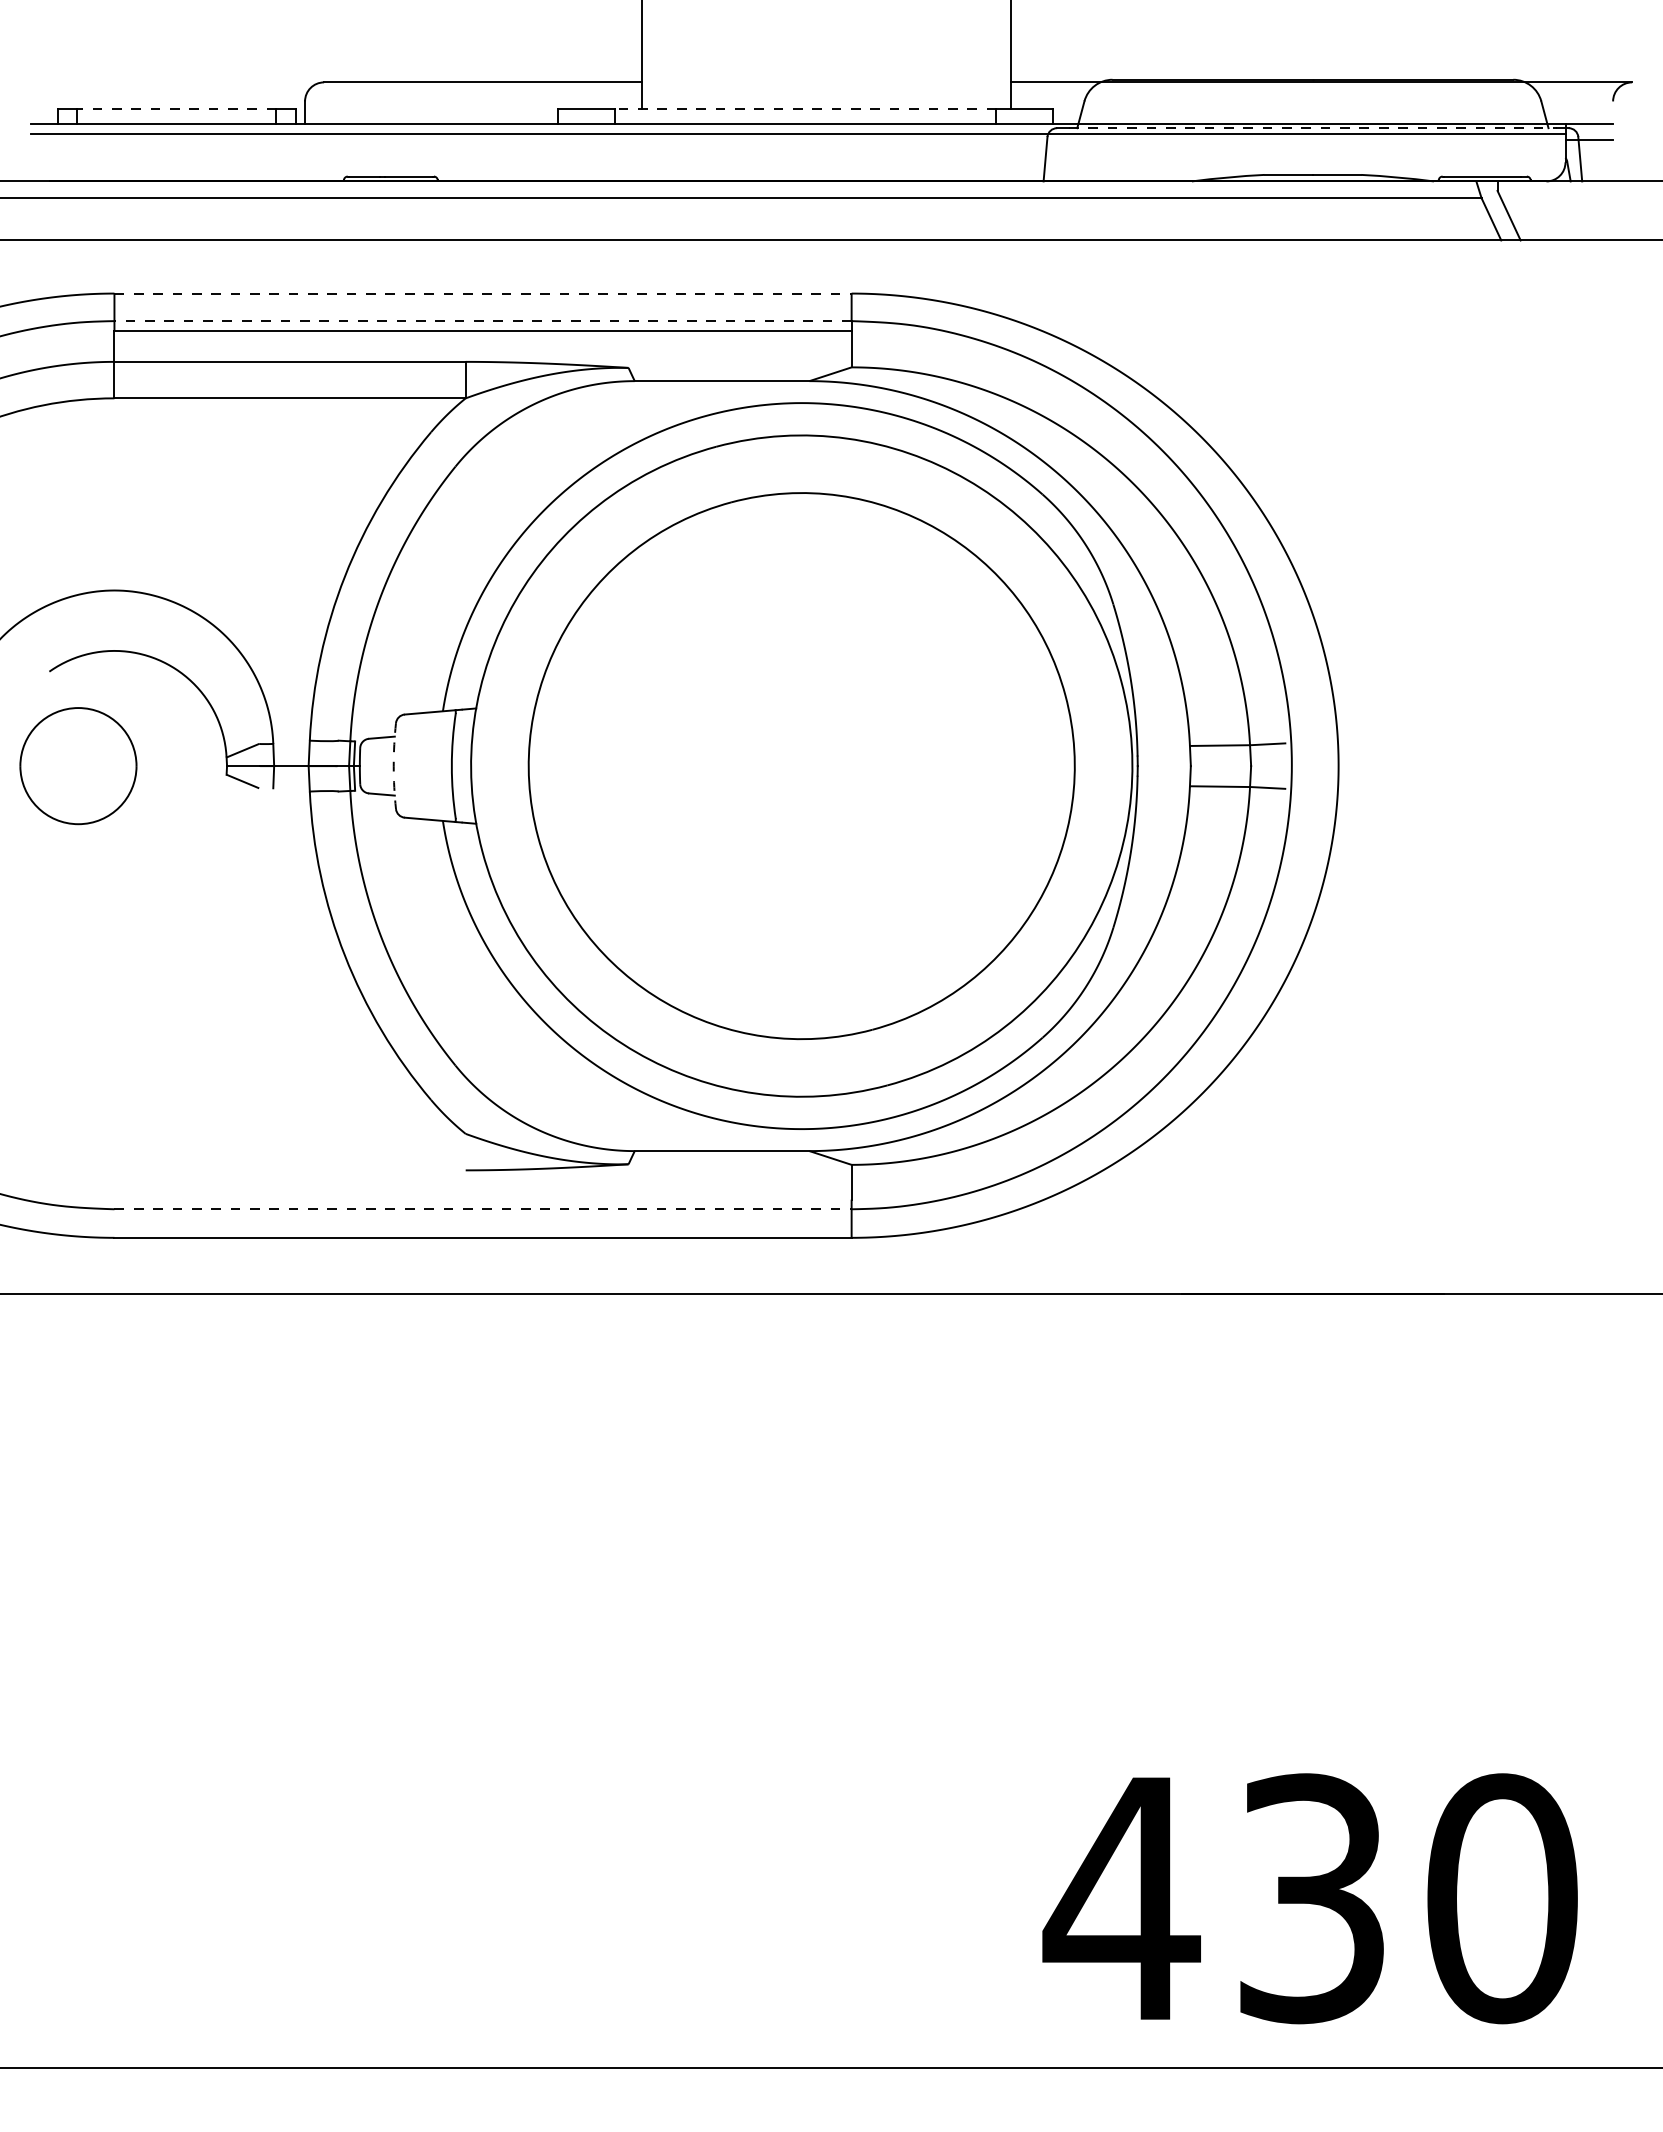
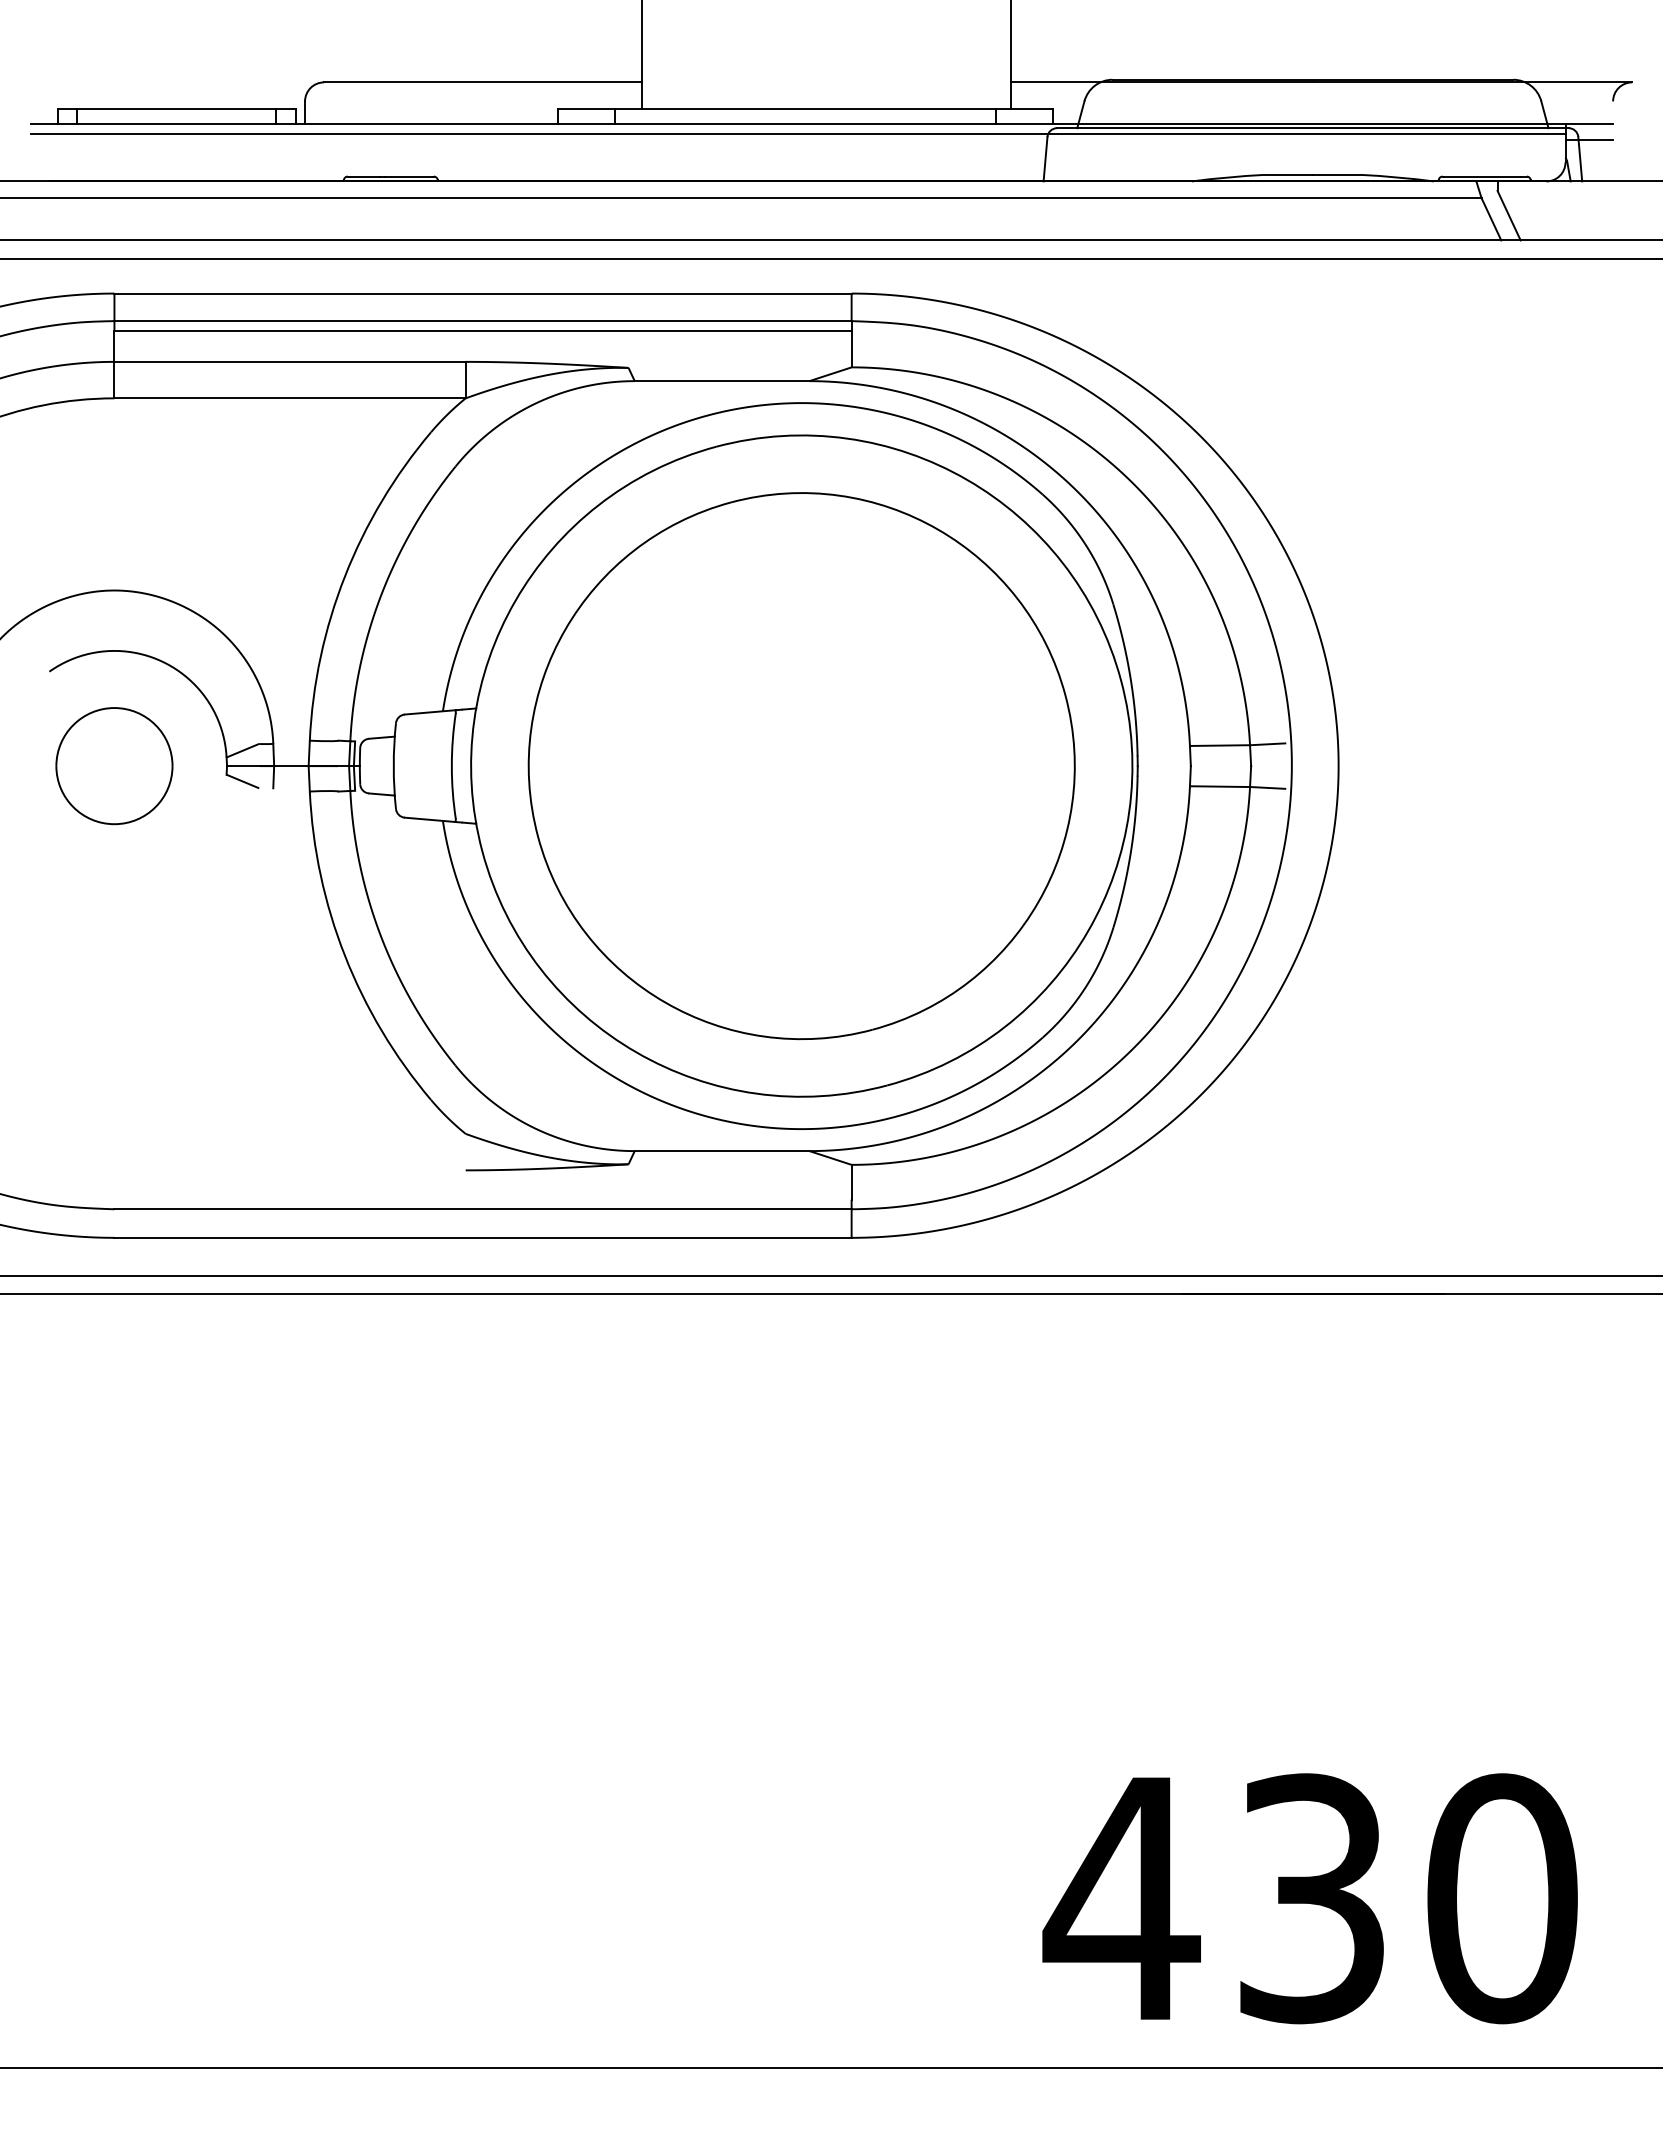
line: dashed -> solid (176, 109)
line: dashed -> solid (805, 109)
line: dashed -> solid (1312, 128)
line: none -> present (830, 258)
line: dashed -> solid (483, 293)
line: dashed -> solid (483, 321)
part position: (78, 766) -> (114, 766) (114, 766)
arc: dashed -> solid (393, 766)
line: dashed -> solid (483, 1209)
line: none -> present (830, 1276)
